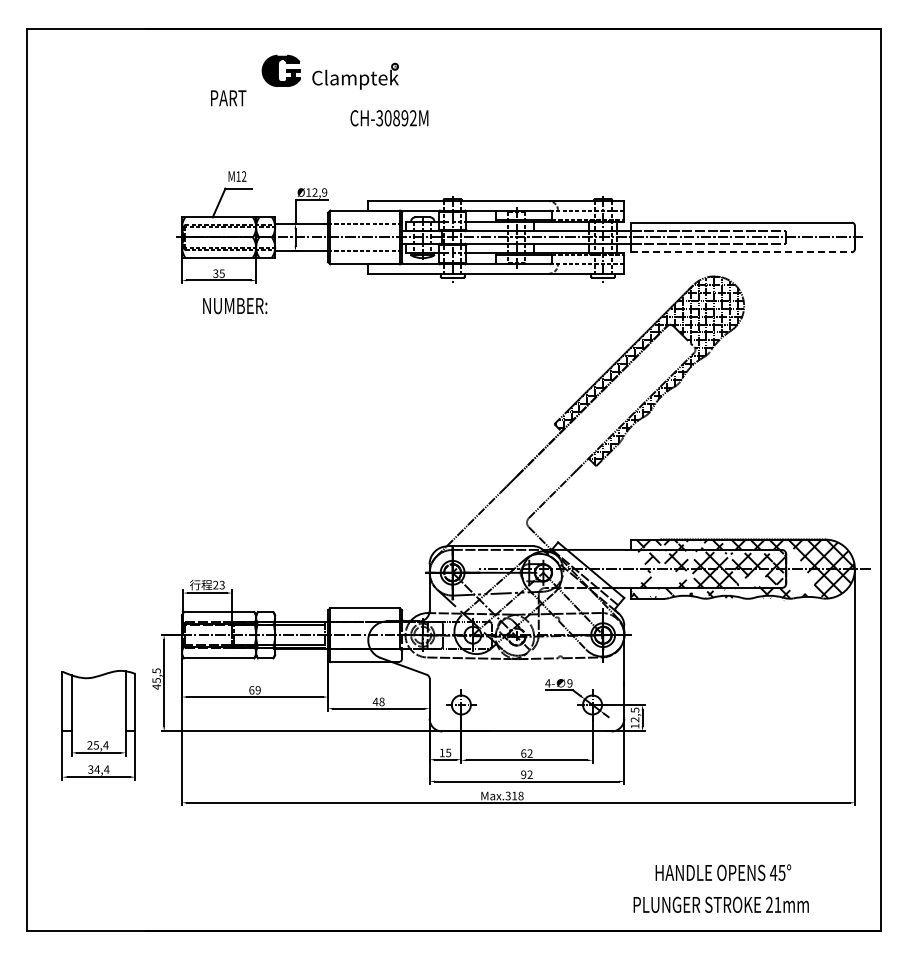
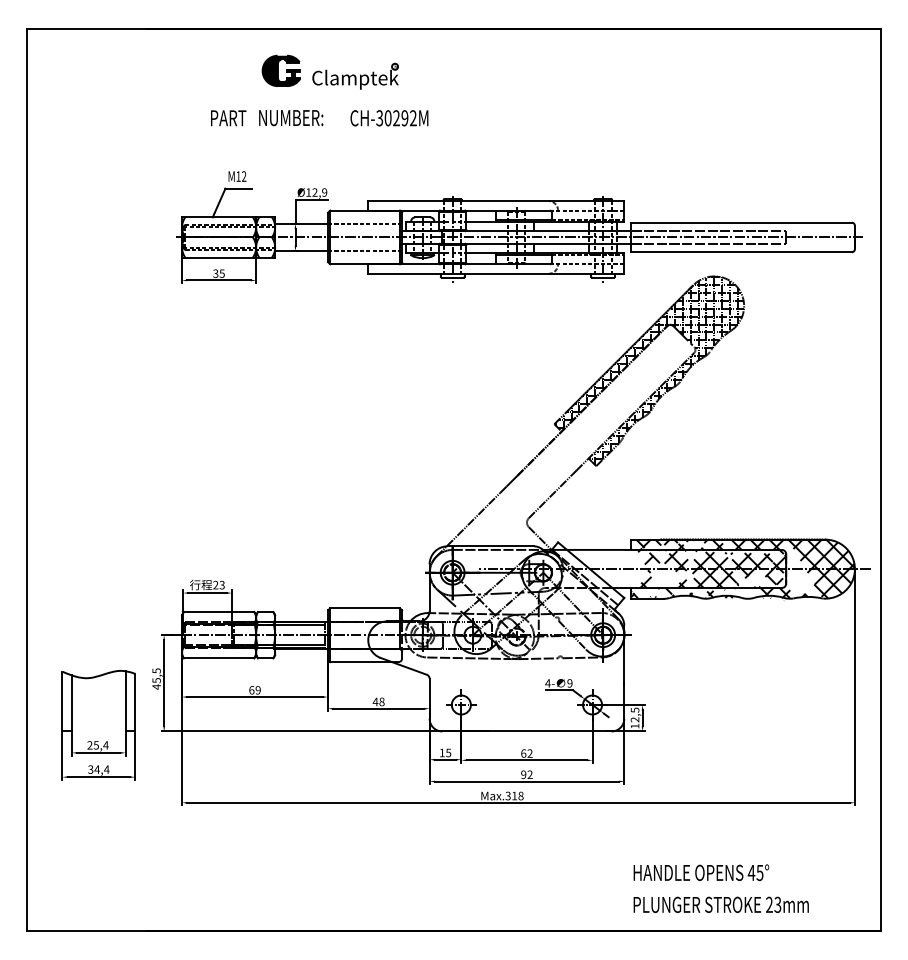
text position: (228, 98) -> (228, 118) (228, 118)
text: CH-30892M -> CH-30292M (396, 118)
line: dashed -> solid (742, 252)
text position: (235, 306) -> (291, 118) (291, 118)
text position: (723, 872) -> (701, 872) (701, 872)
text: 21mm -> 23mm (777, 904)
